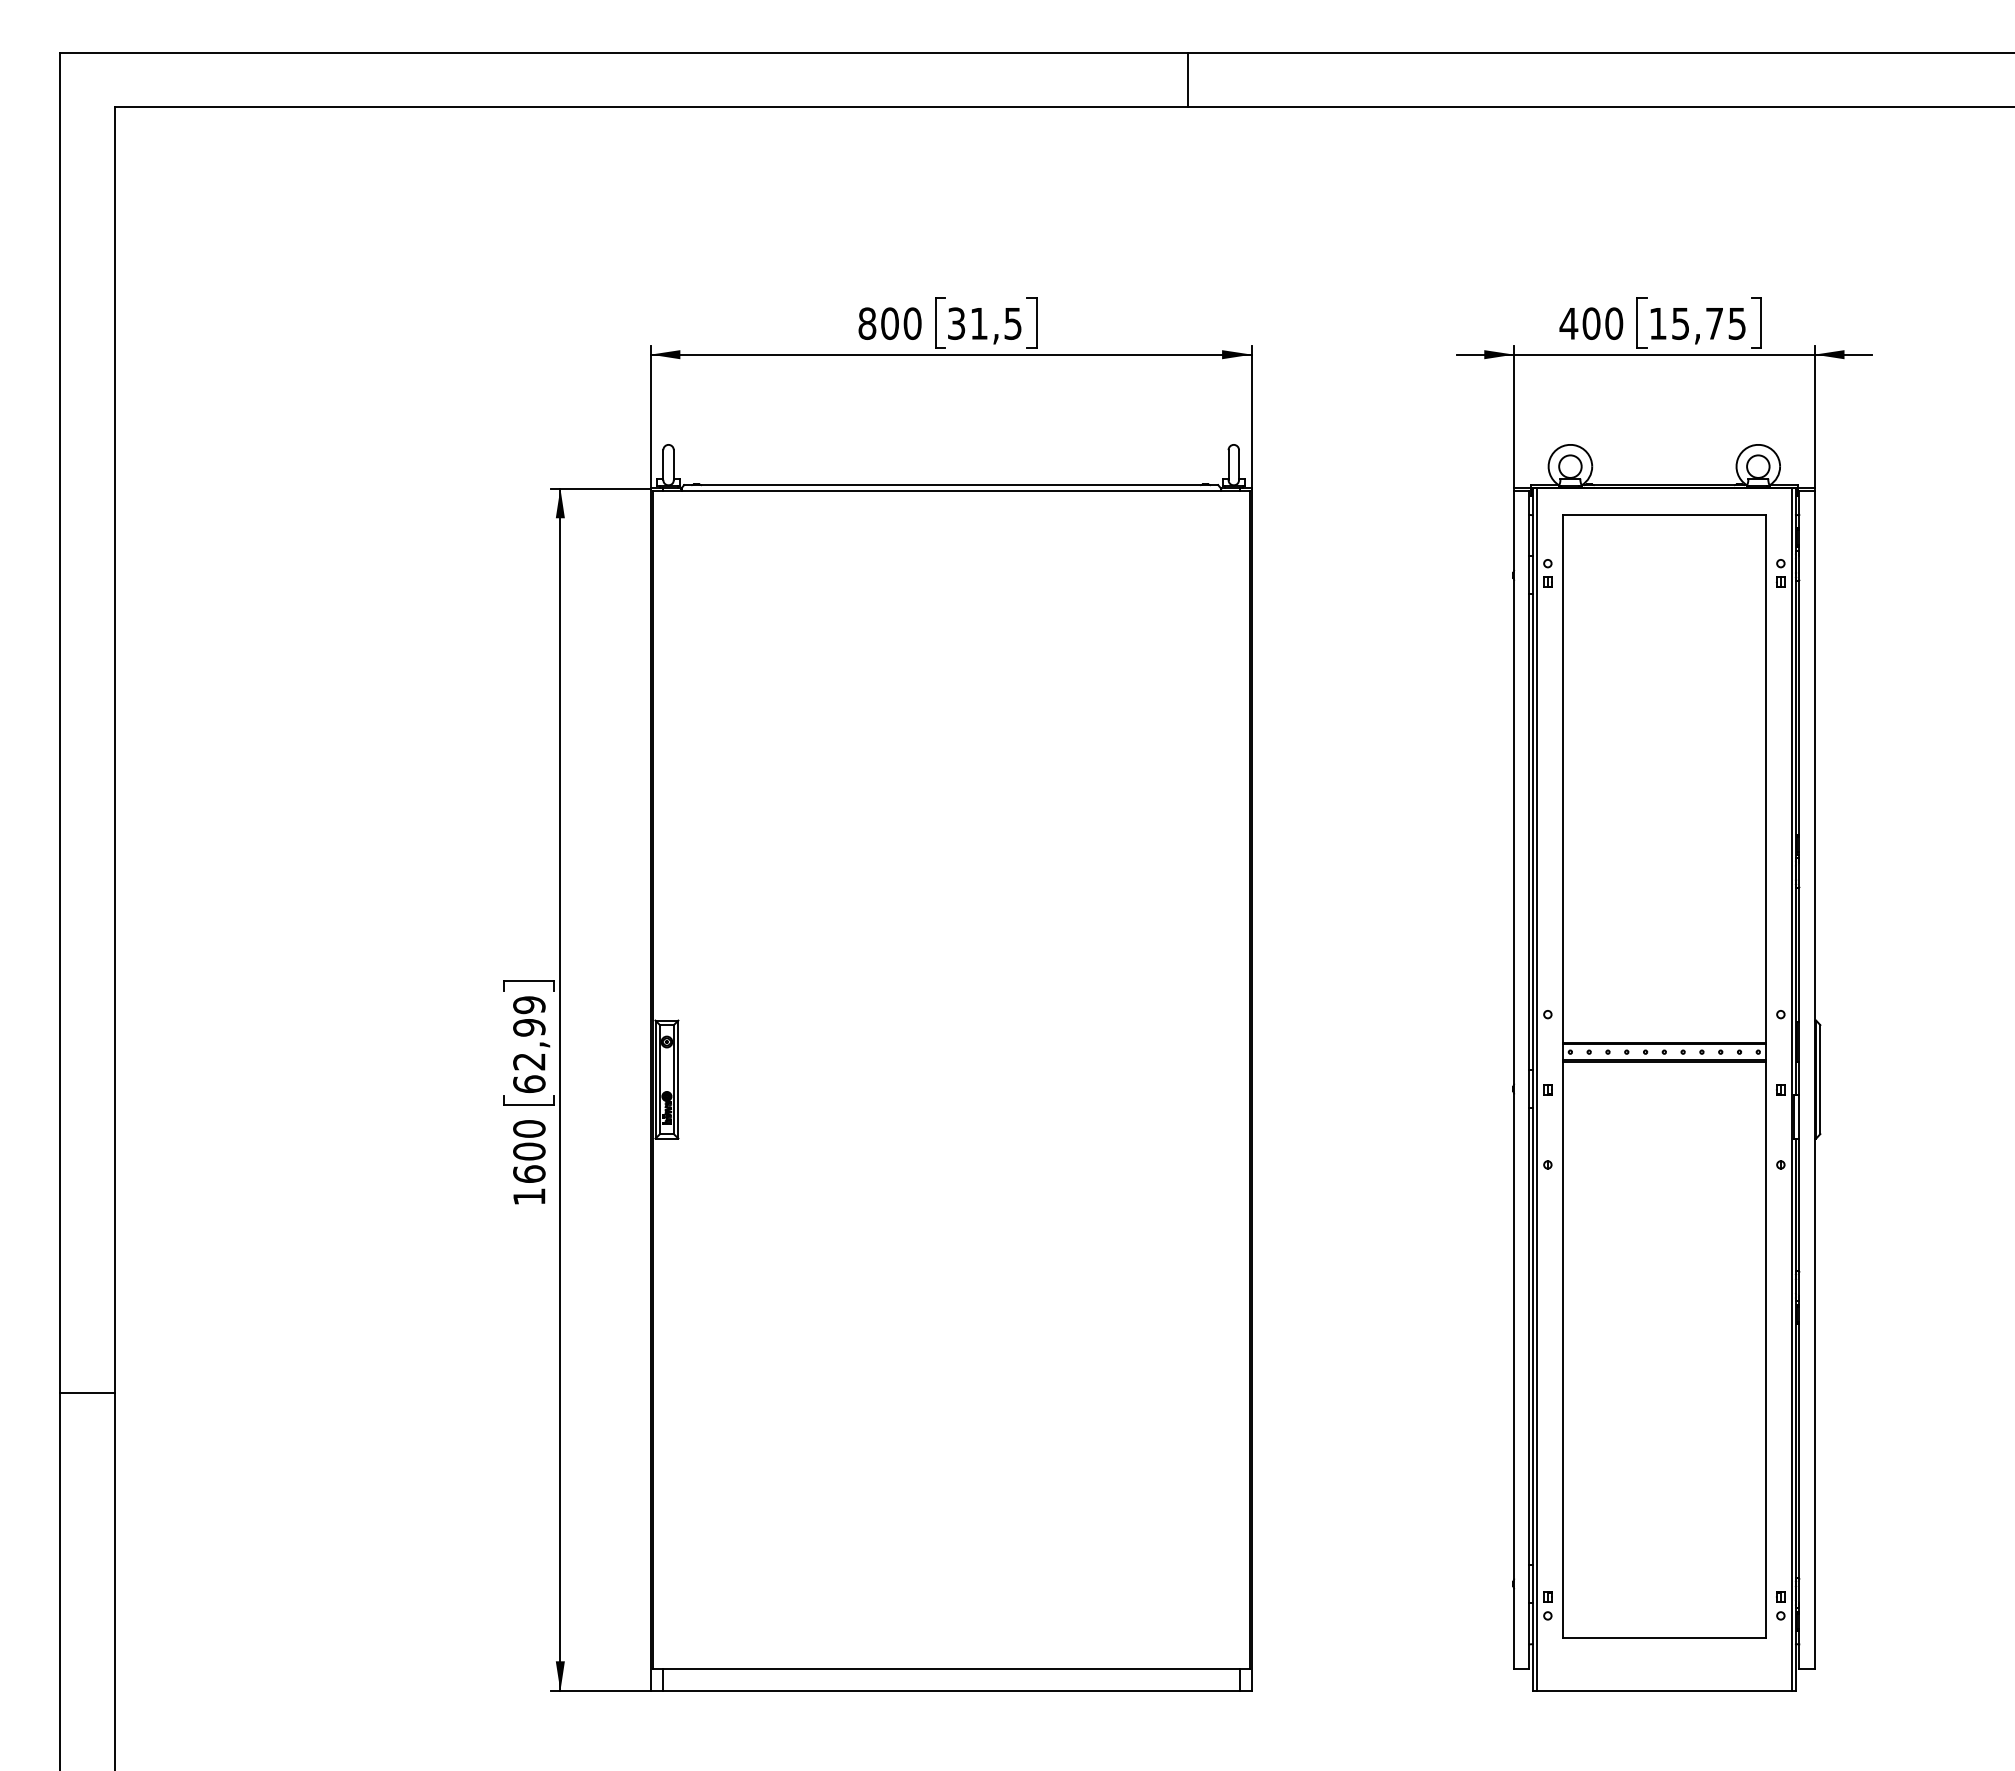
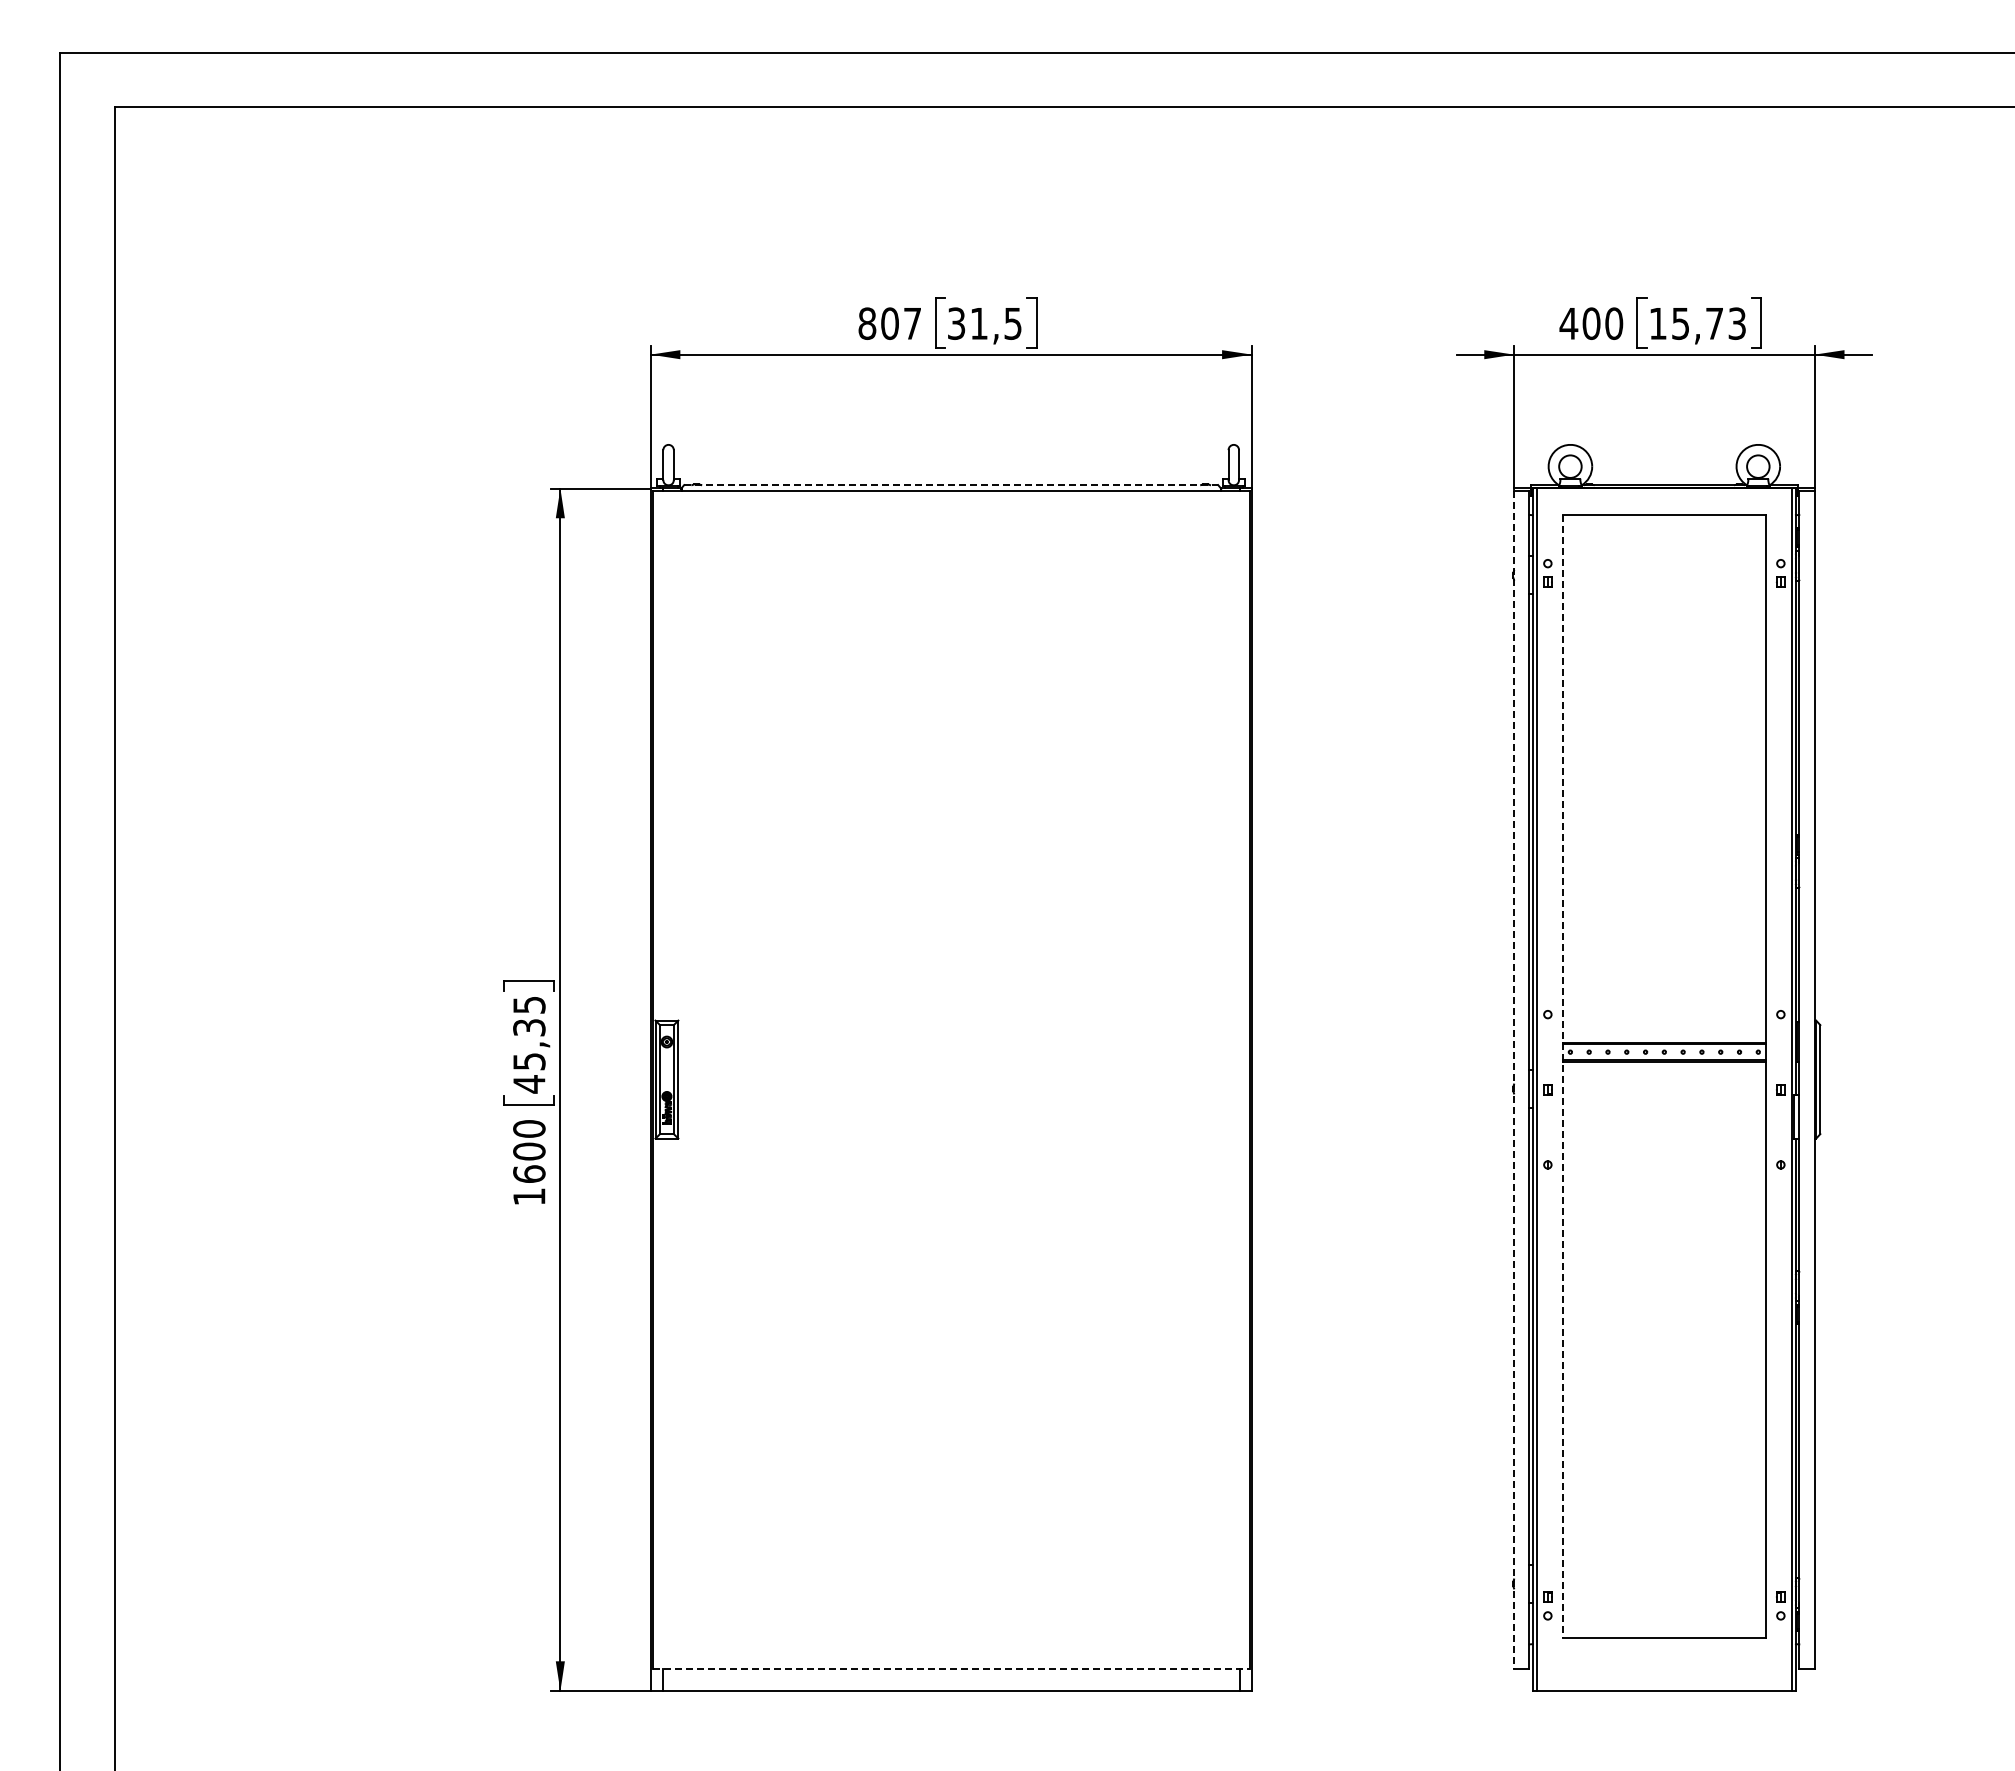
line: present -> none (1187, 80)
text: 800 -> 807 (912, 323)
text: 15,75 -> 15,73 (1737, 323)
line: solid -> dashed (951, 485)
text: 62,99 -> 45,35 (529, 1044)
line: solid -> dashed (1562, 1076)
line: solid -> dashed (1514, 1079)
line: present -> none (87, 1392)
line: solid -> dashed (951, 1668)
